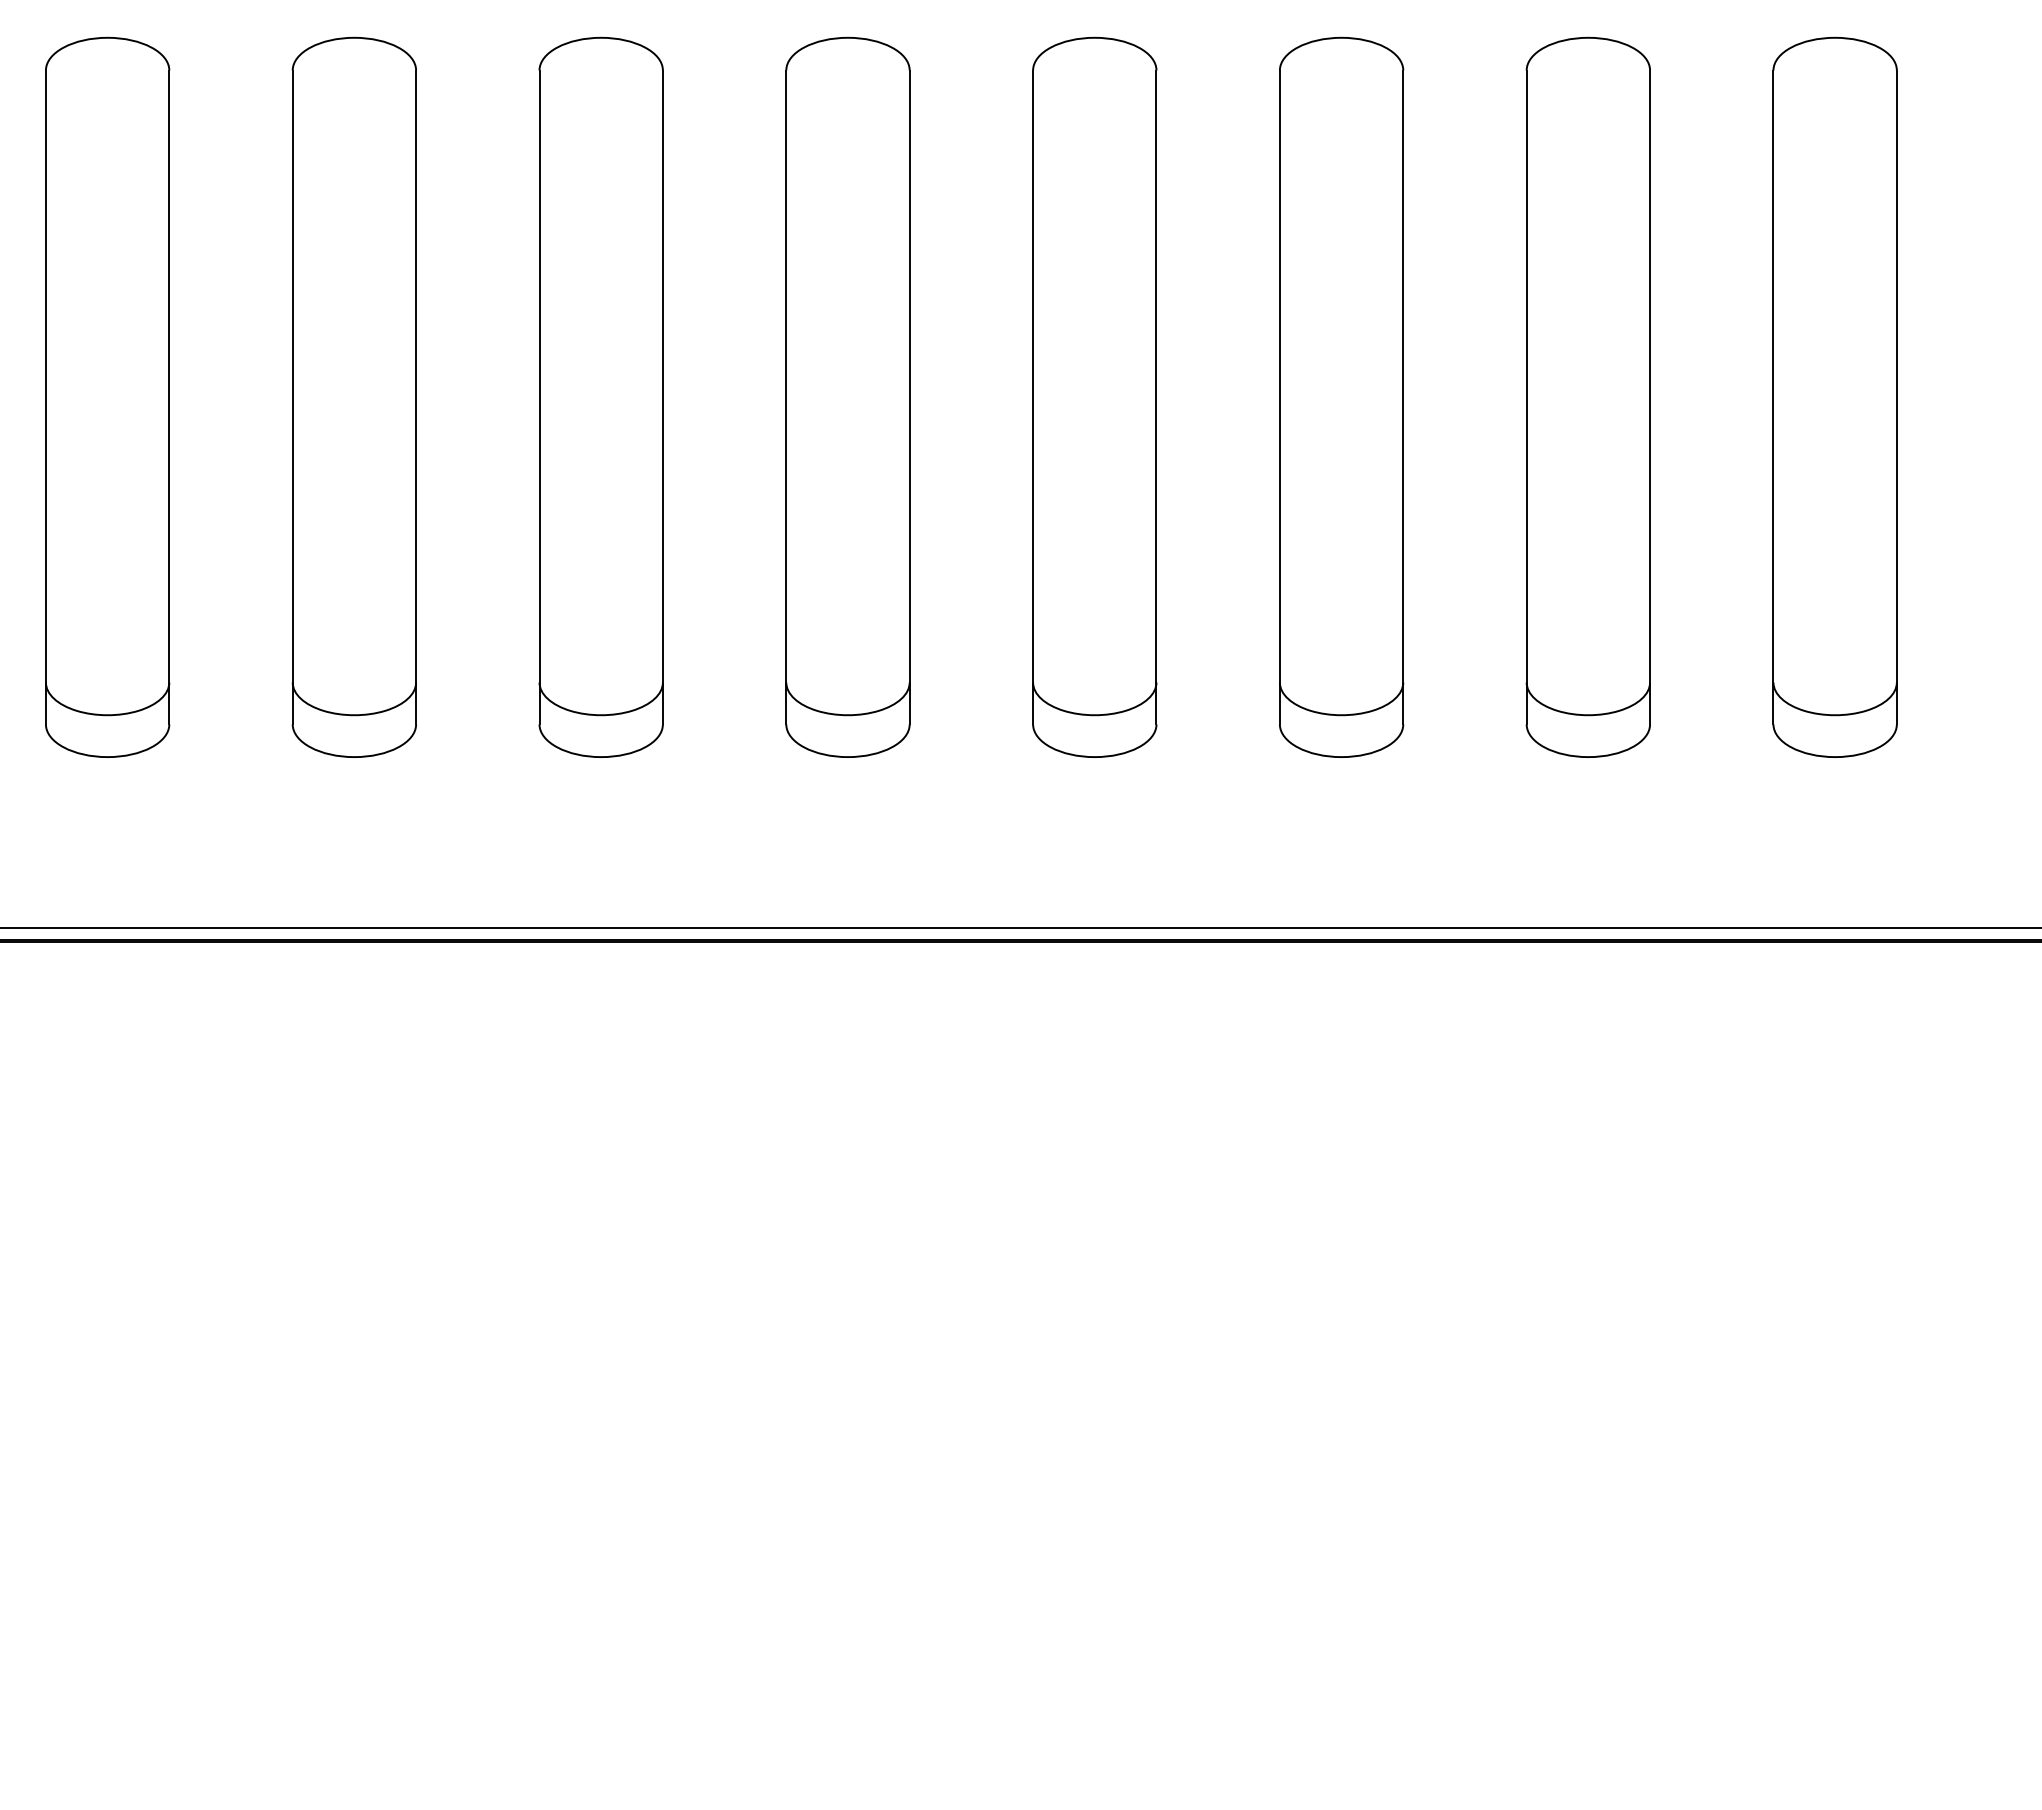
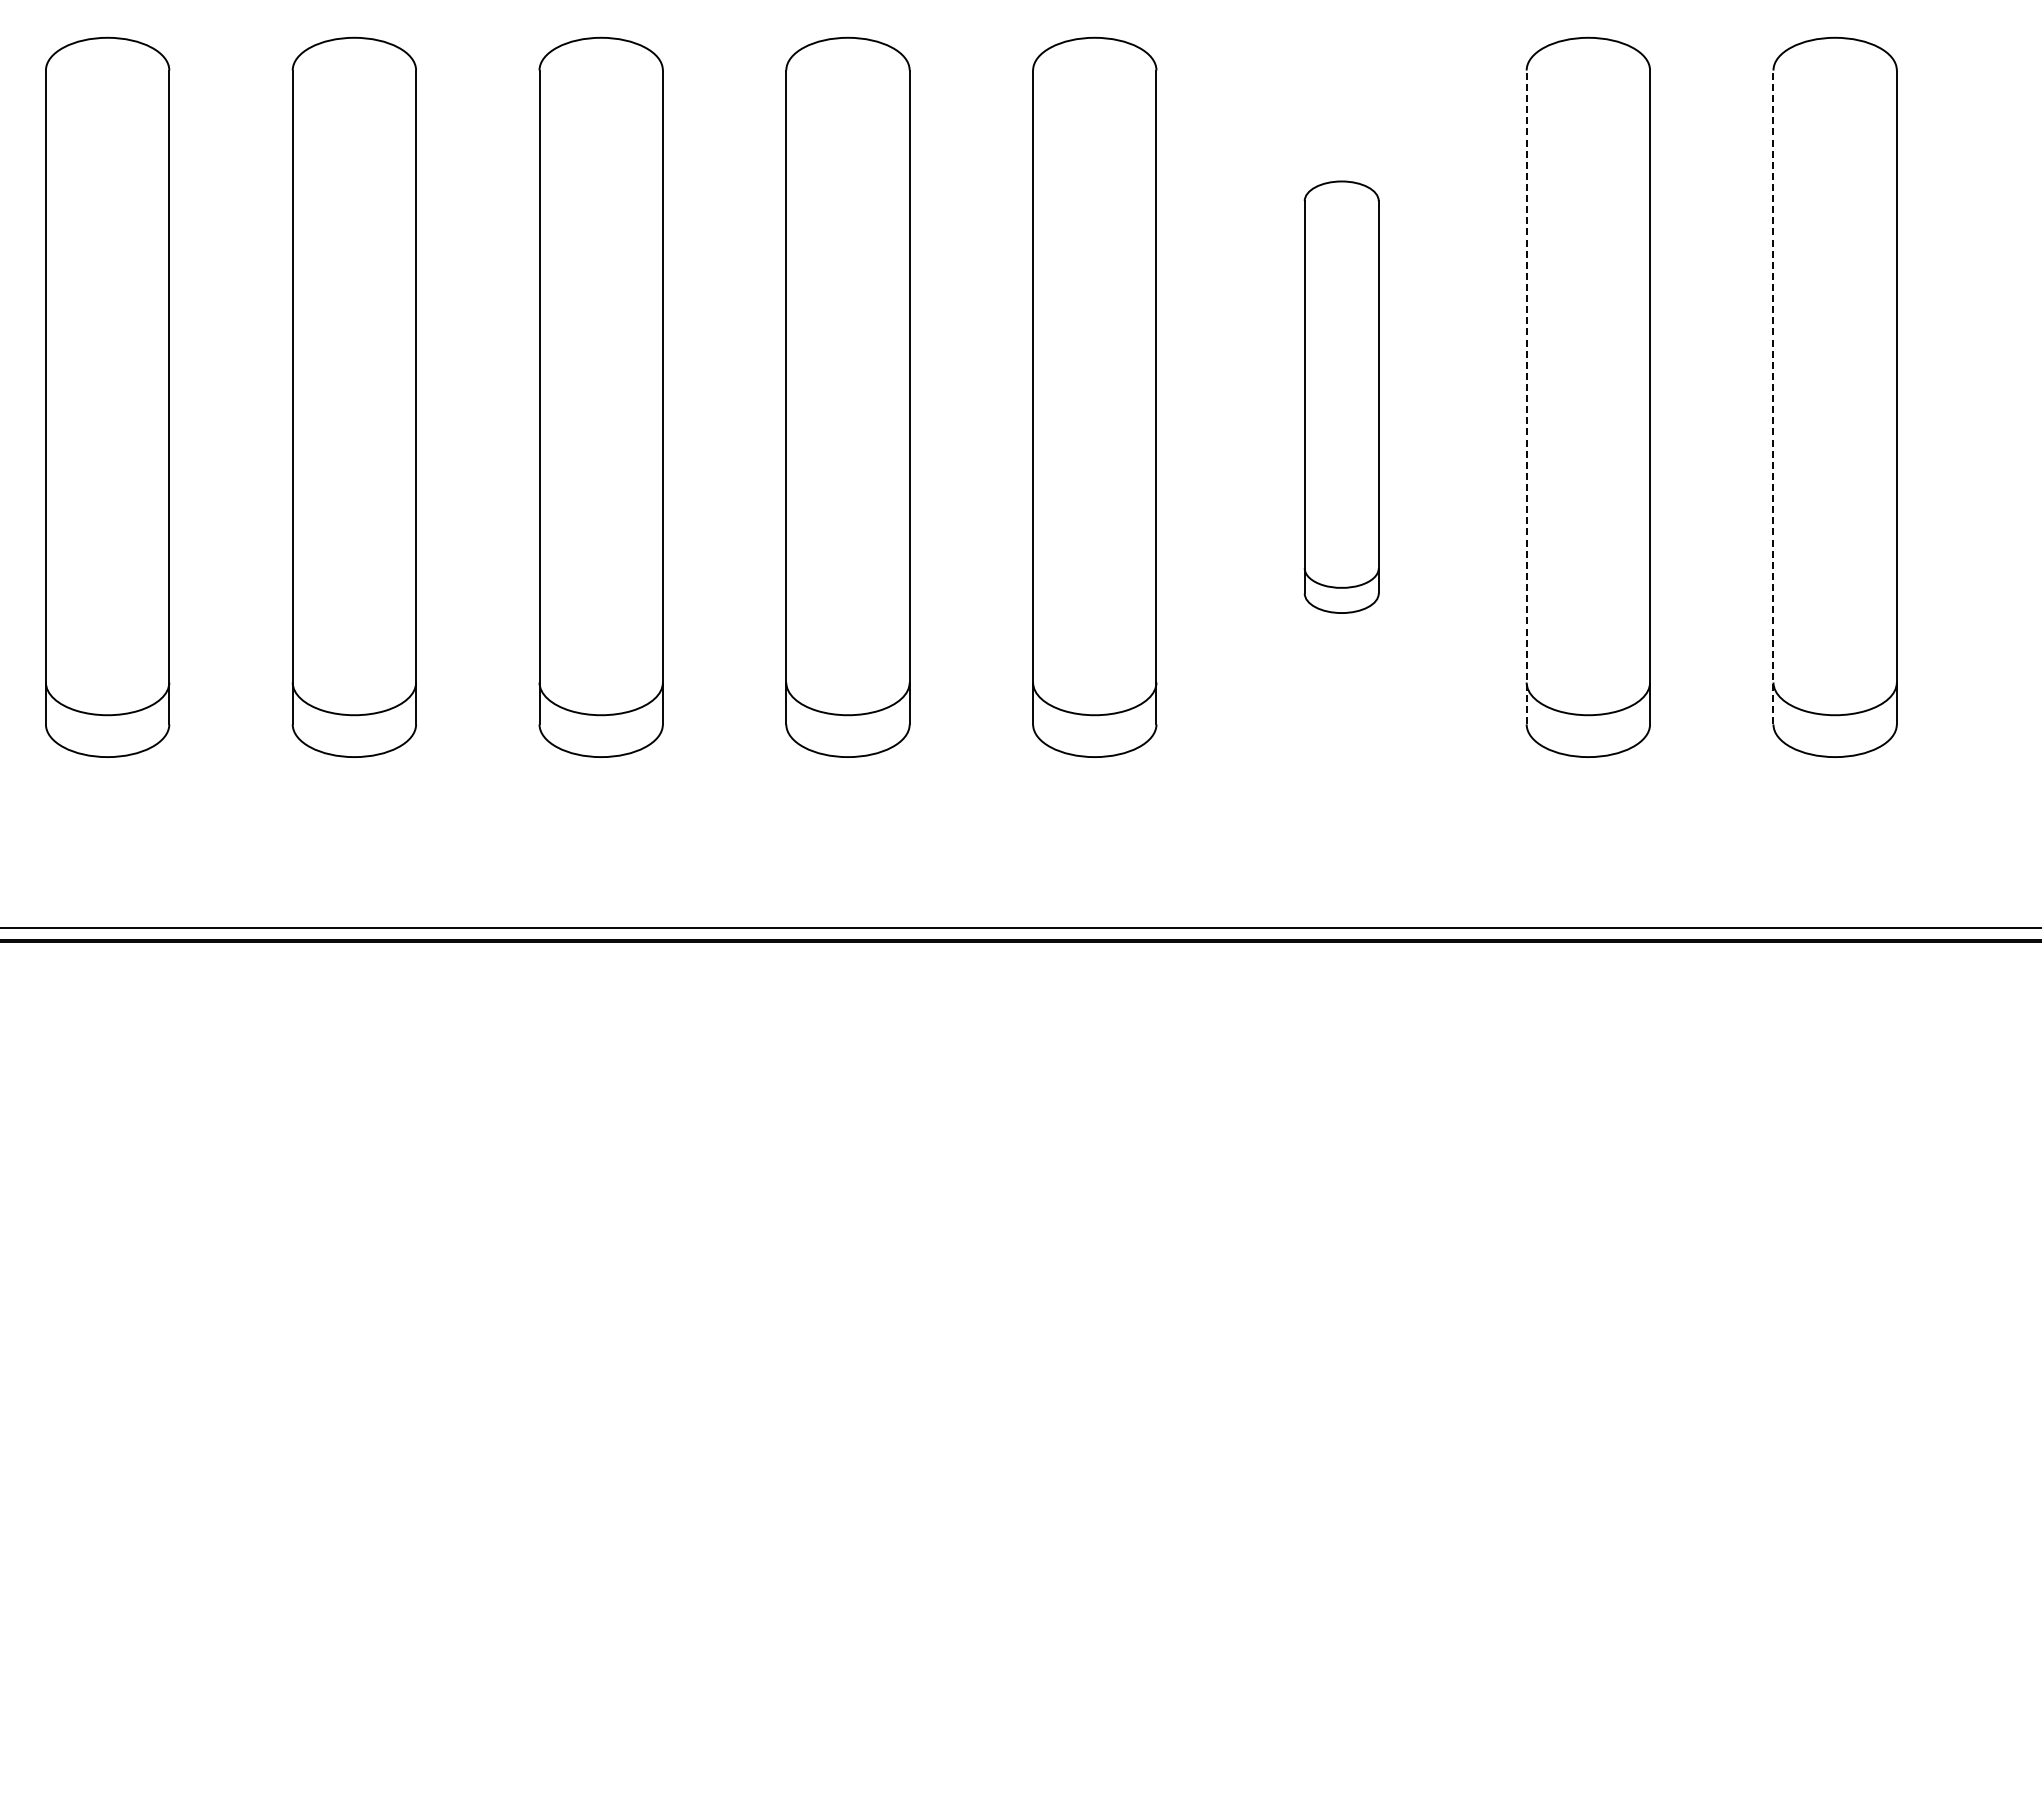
part size: 126x722 px -> 77x434 px (1341, 396)
line: solid -> dashed (1526, 397)
line: solid -> dashed (1773, 397)
